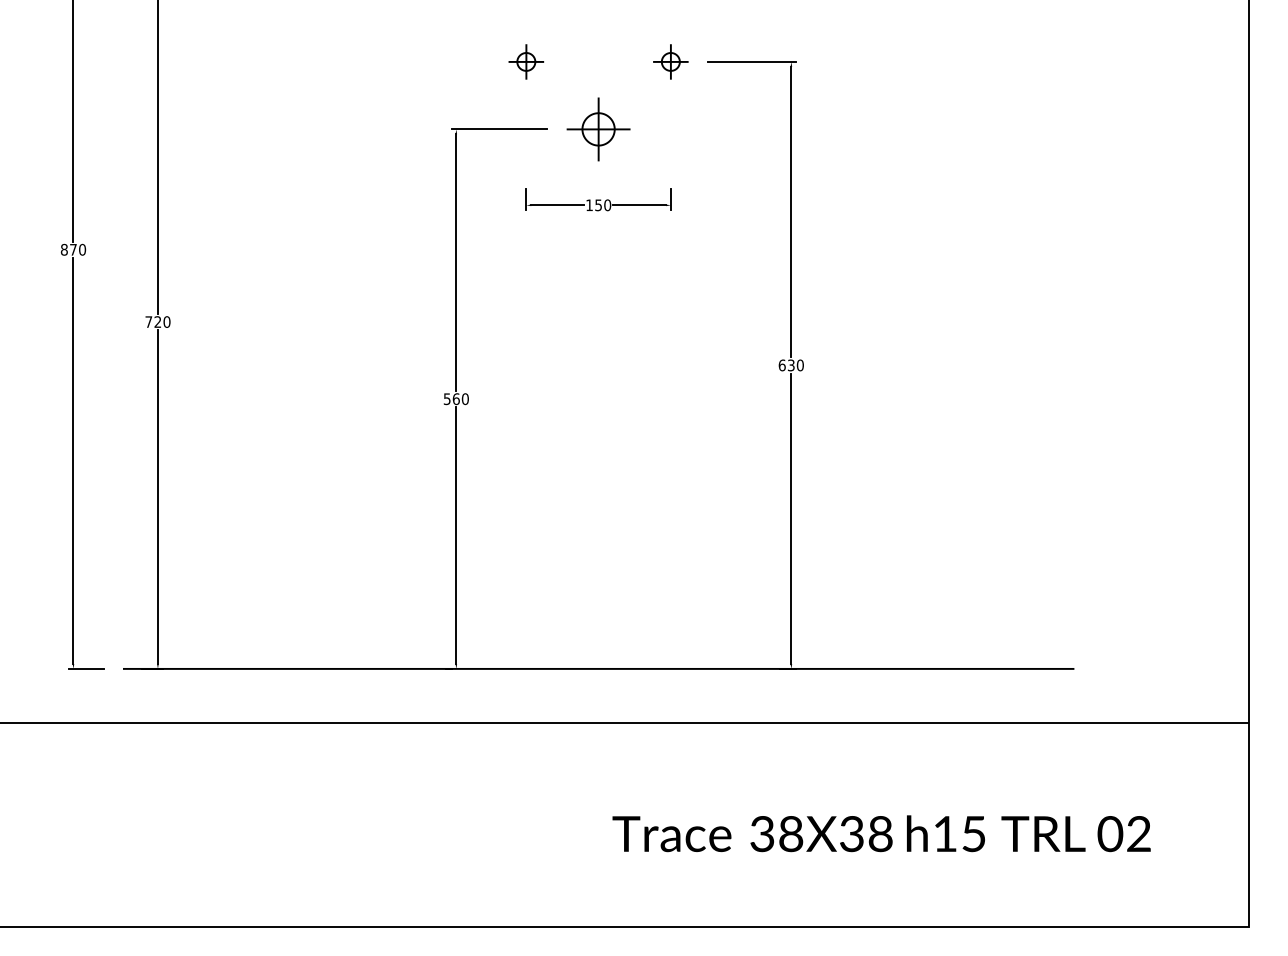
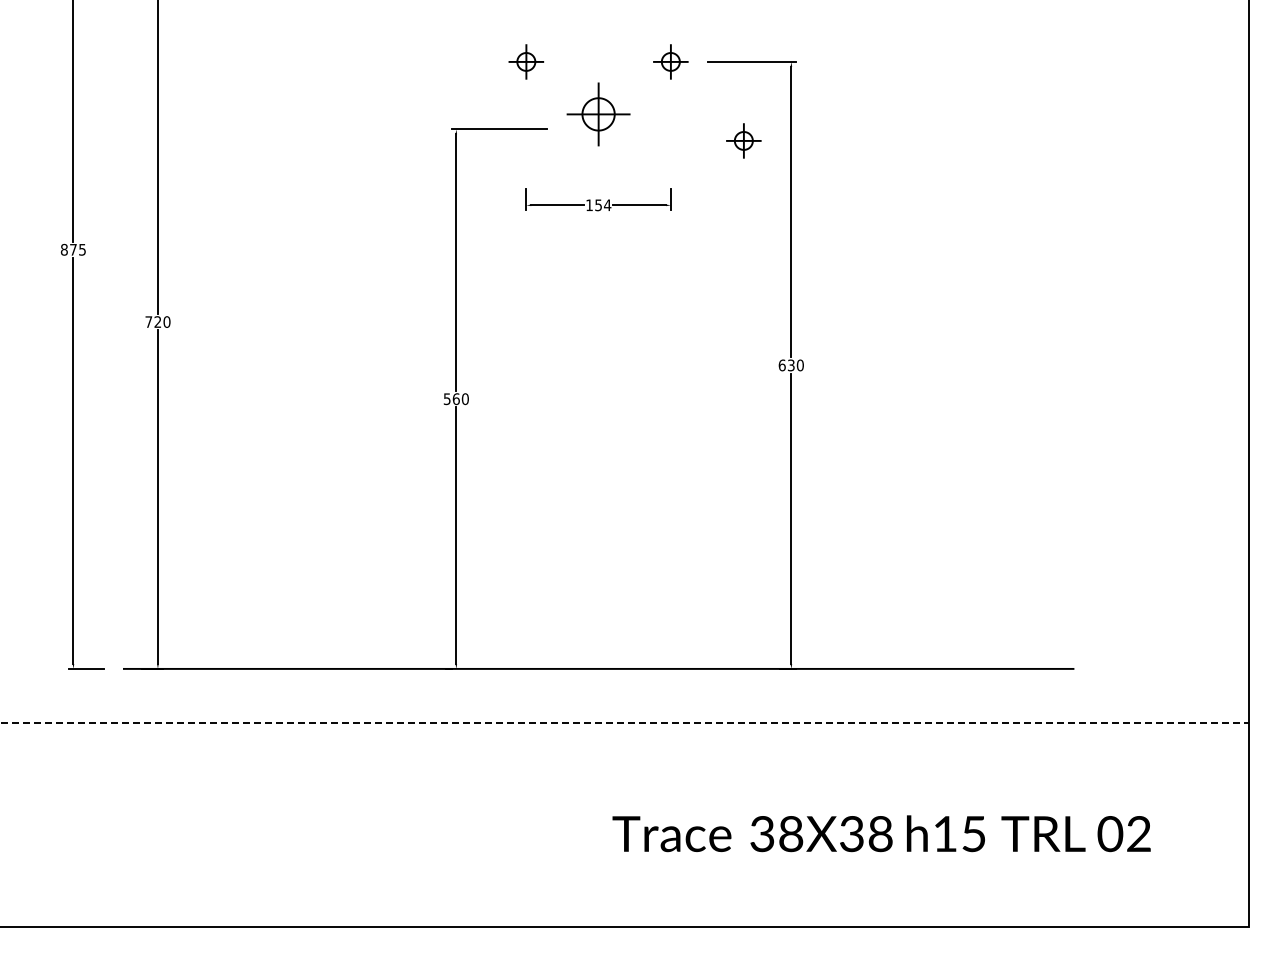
part position: (598, 129) -> (598, 114) (598, 114)
part: none -> present (743, 140)
text: 150 -> 154 (607, 205)
text: 870 -> 875 (82, 249)
line: solid -> dashed (625, 722)
